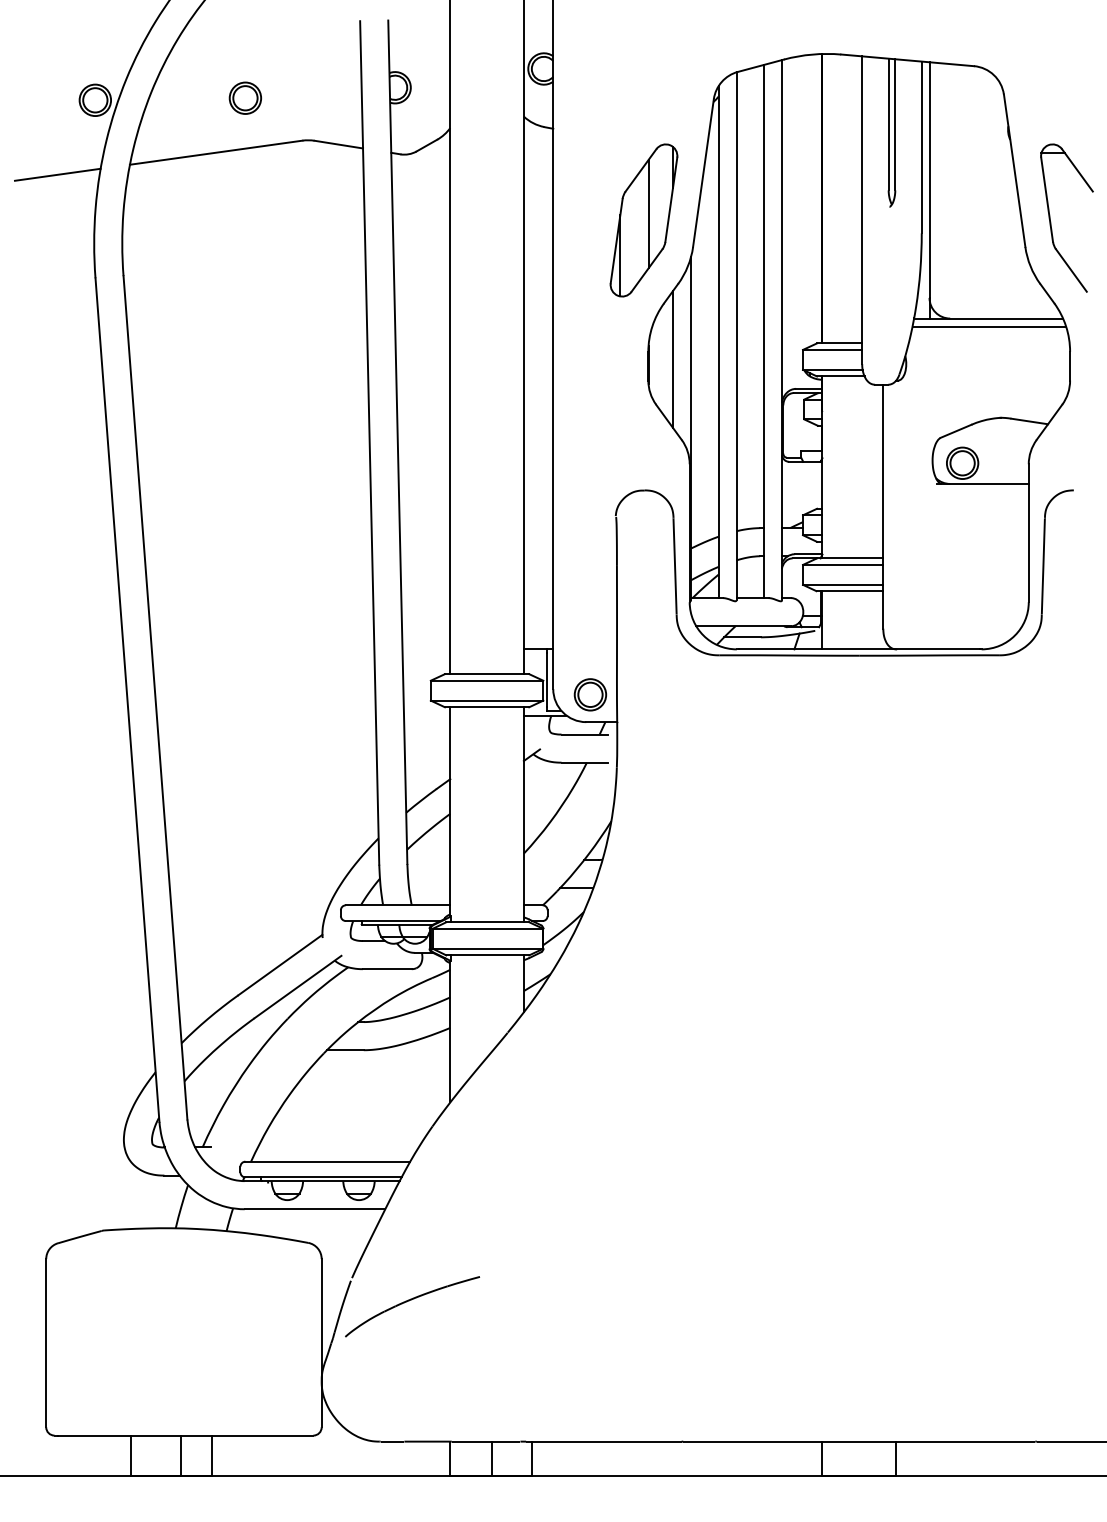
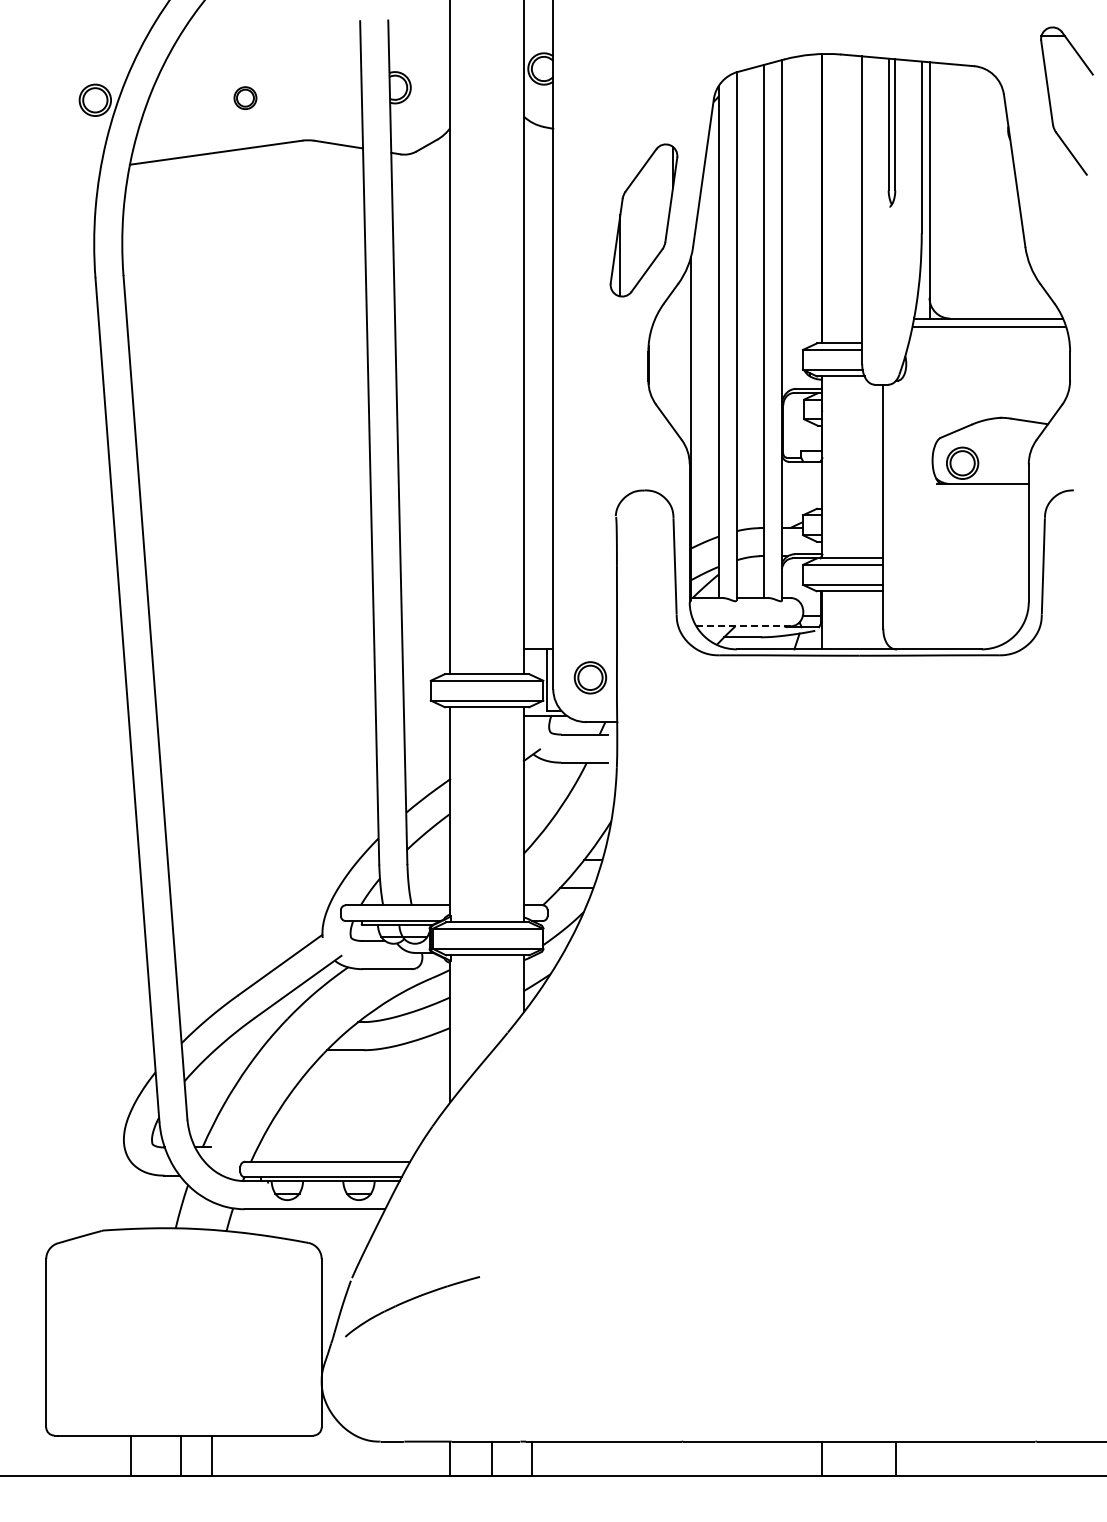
part size: 35x34 px -> 25x25 px (245, 98)
line: present -> none (57, 174)
line: present -> none (648, 214)
part position: (1051, 222) -> (1051, 105) (1051, 105)
line: present -> none (673, 359)
line: solid -> dashed (744, 626)
part position: (590, 694) -> (590, 677) (590, 677)
